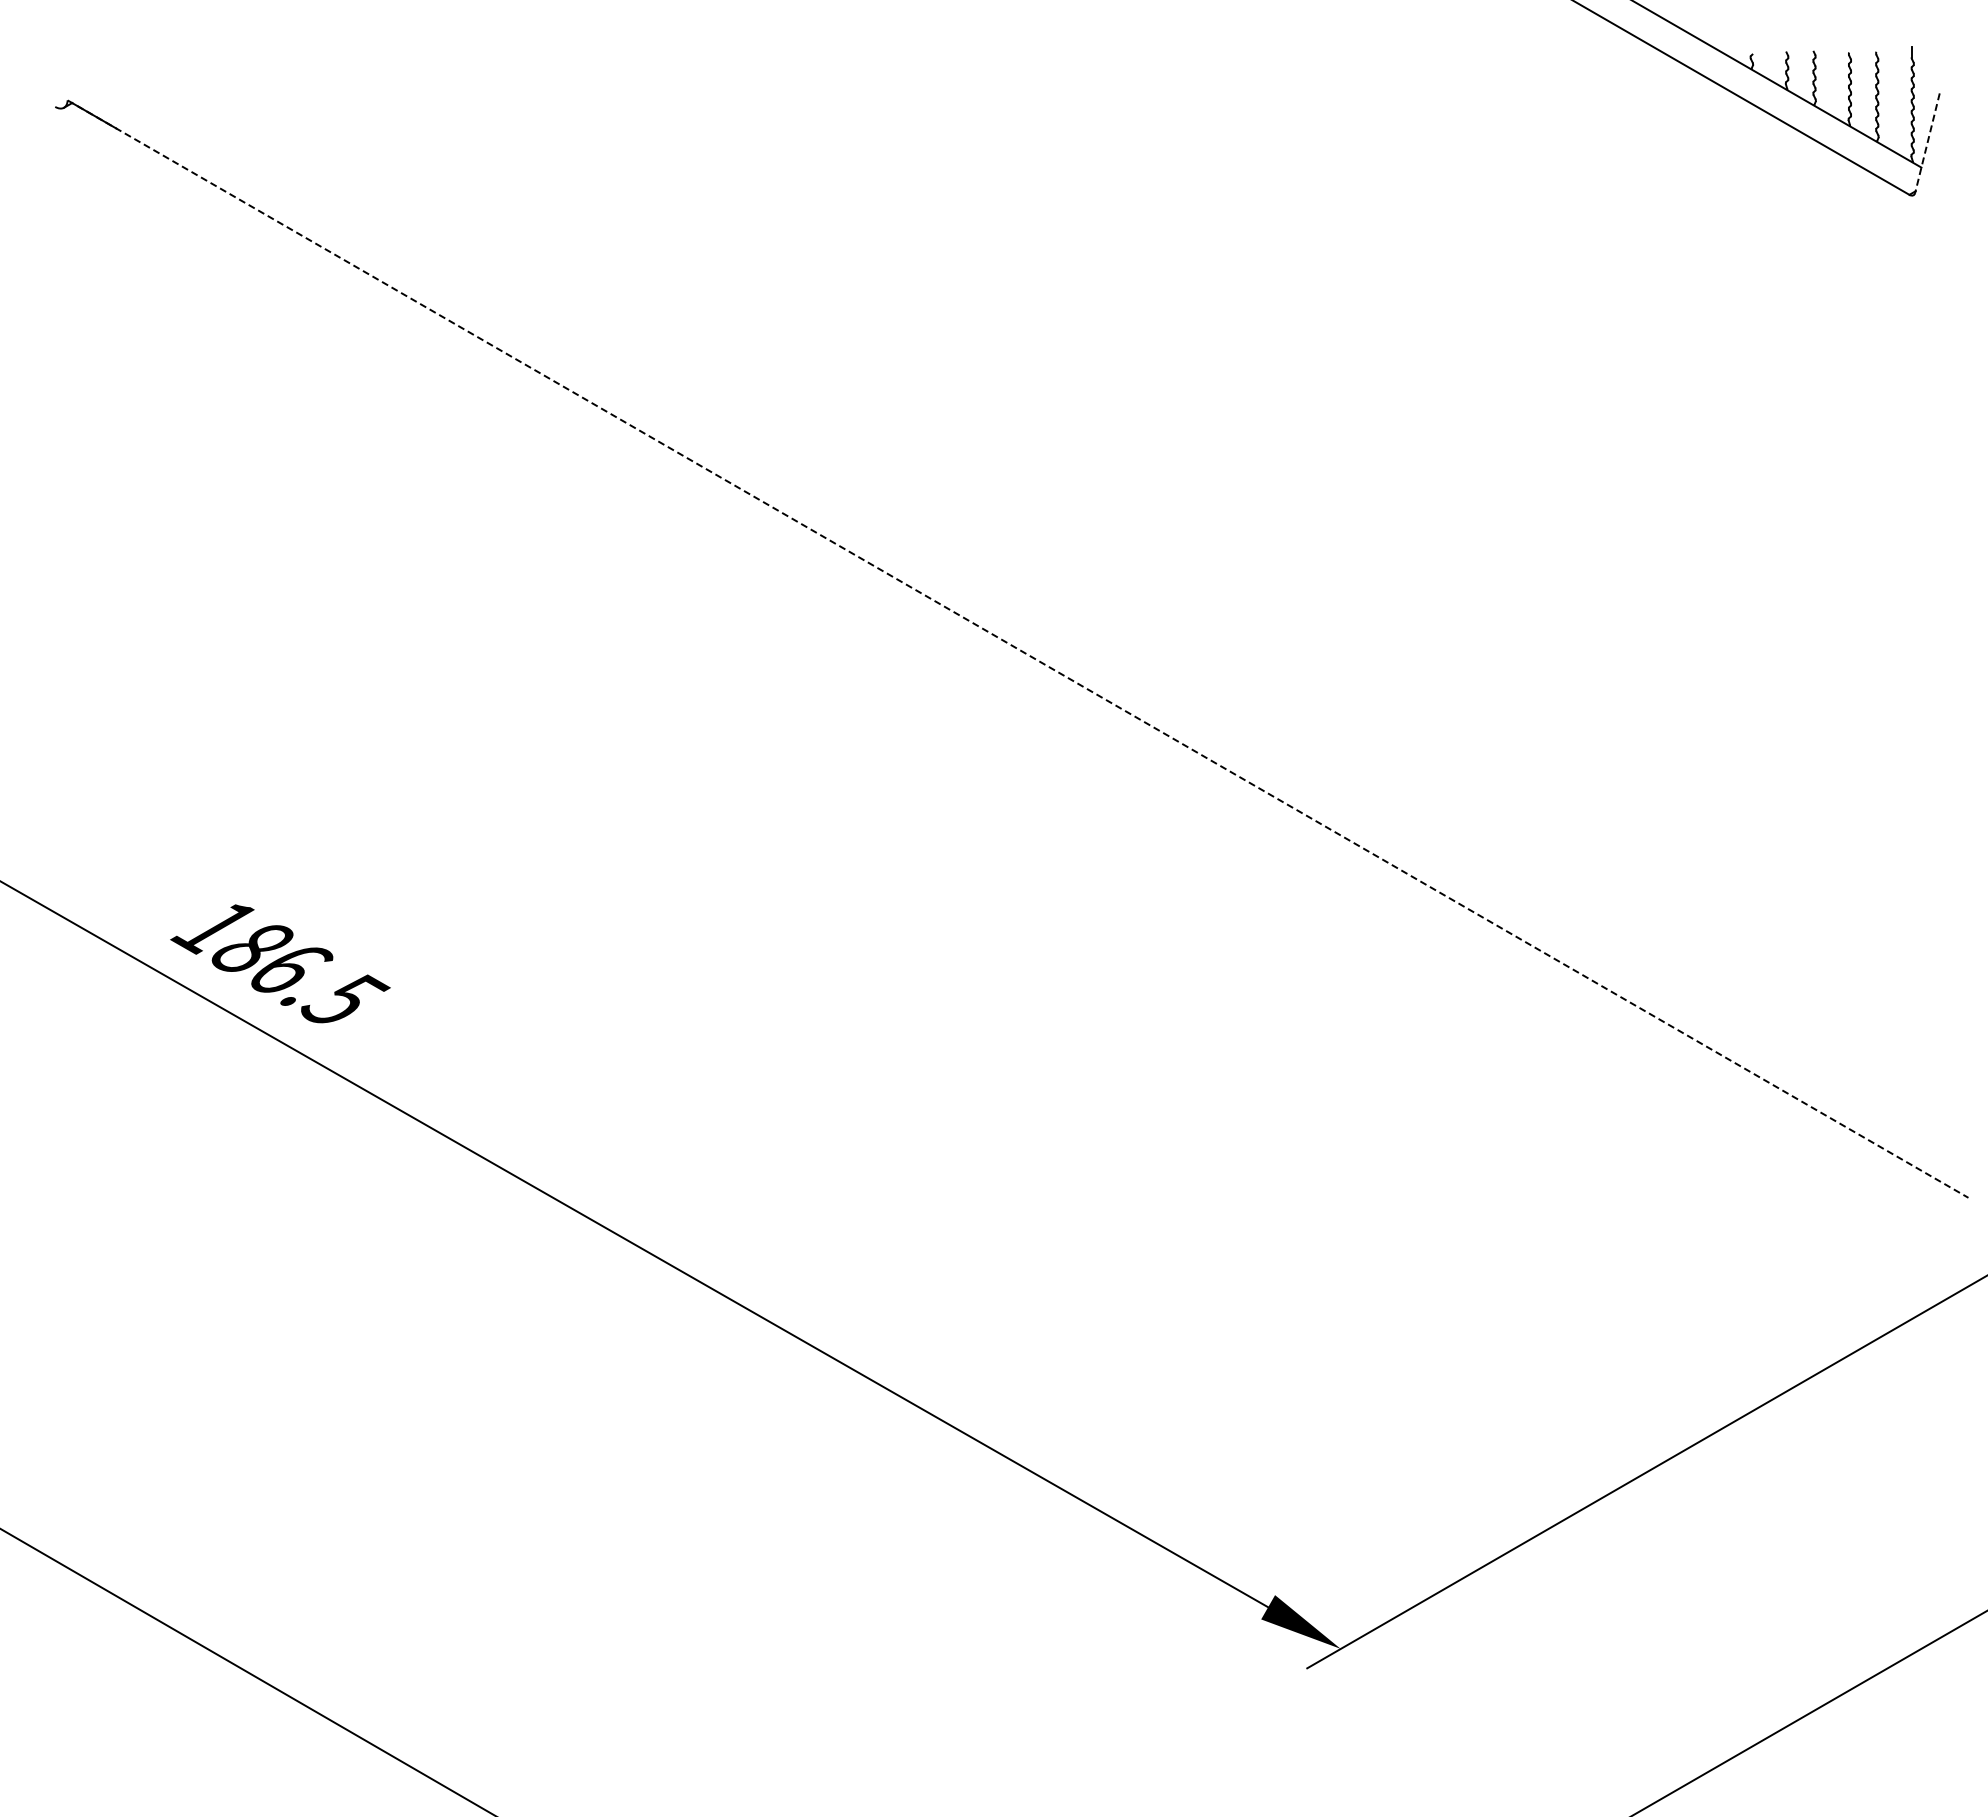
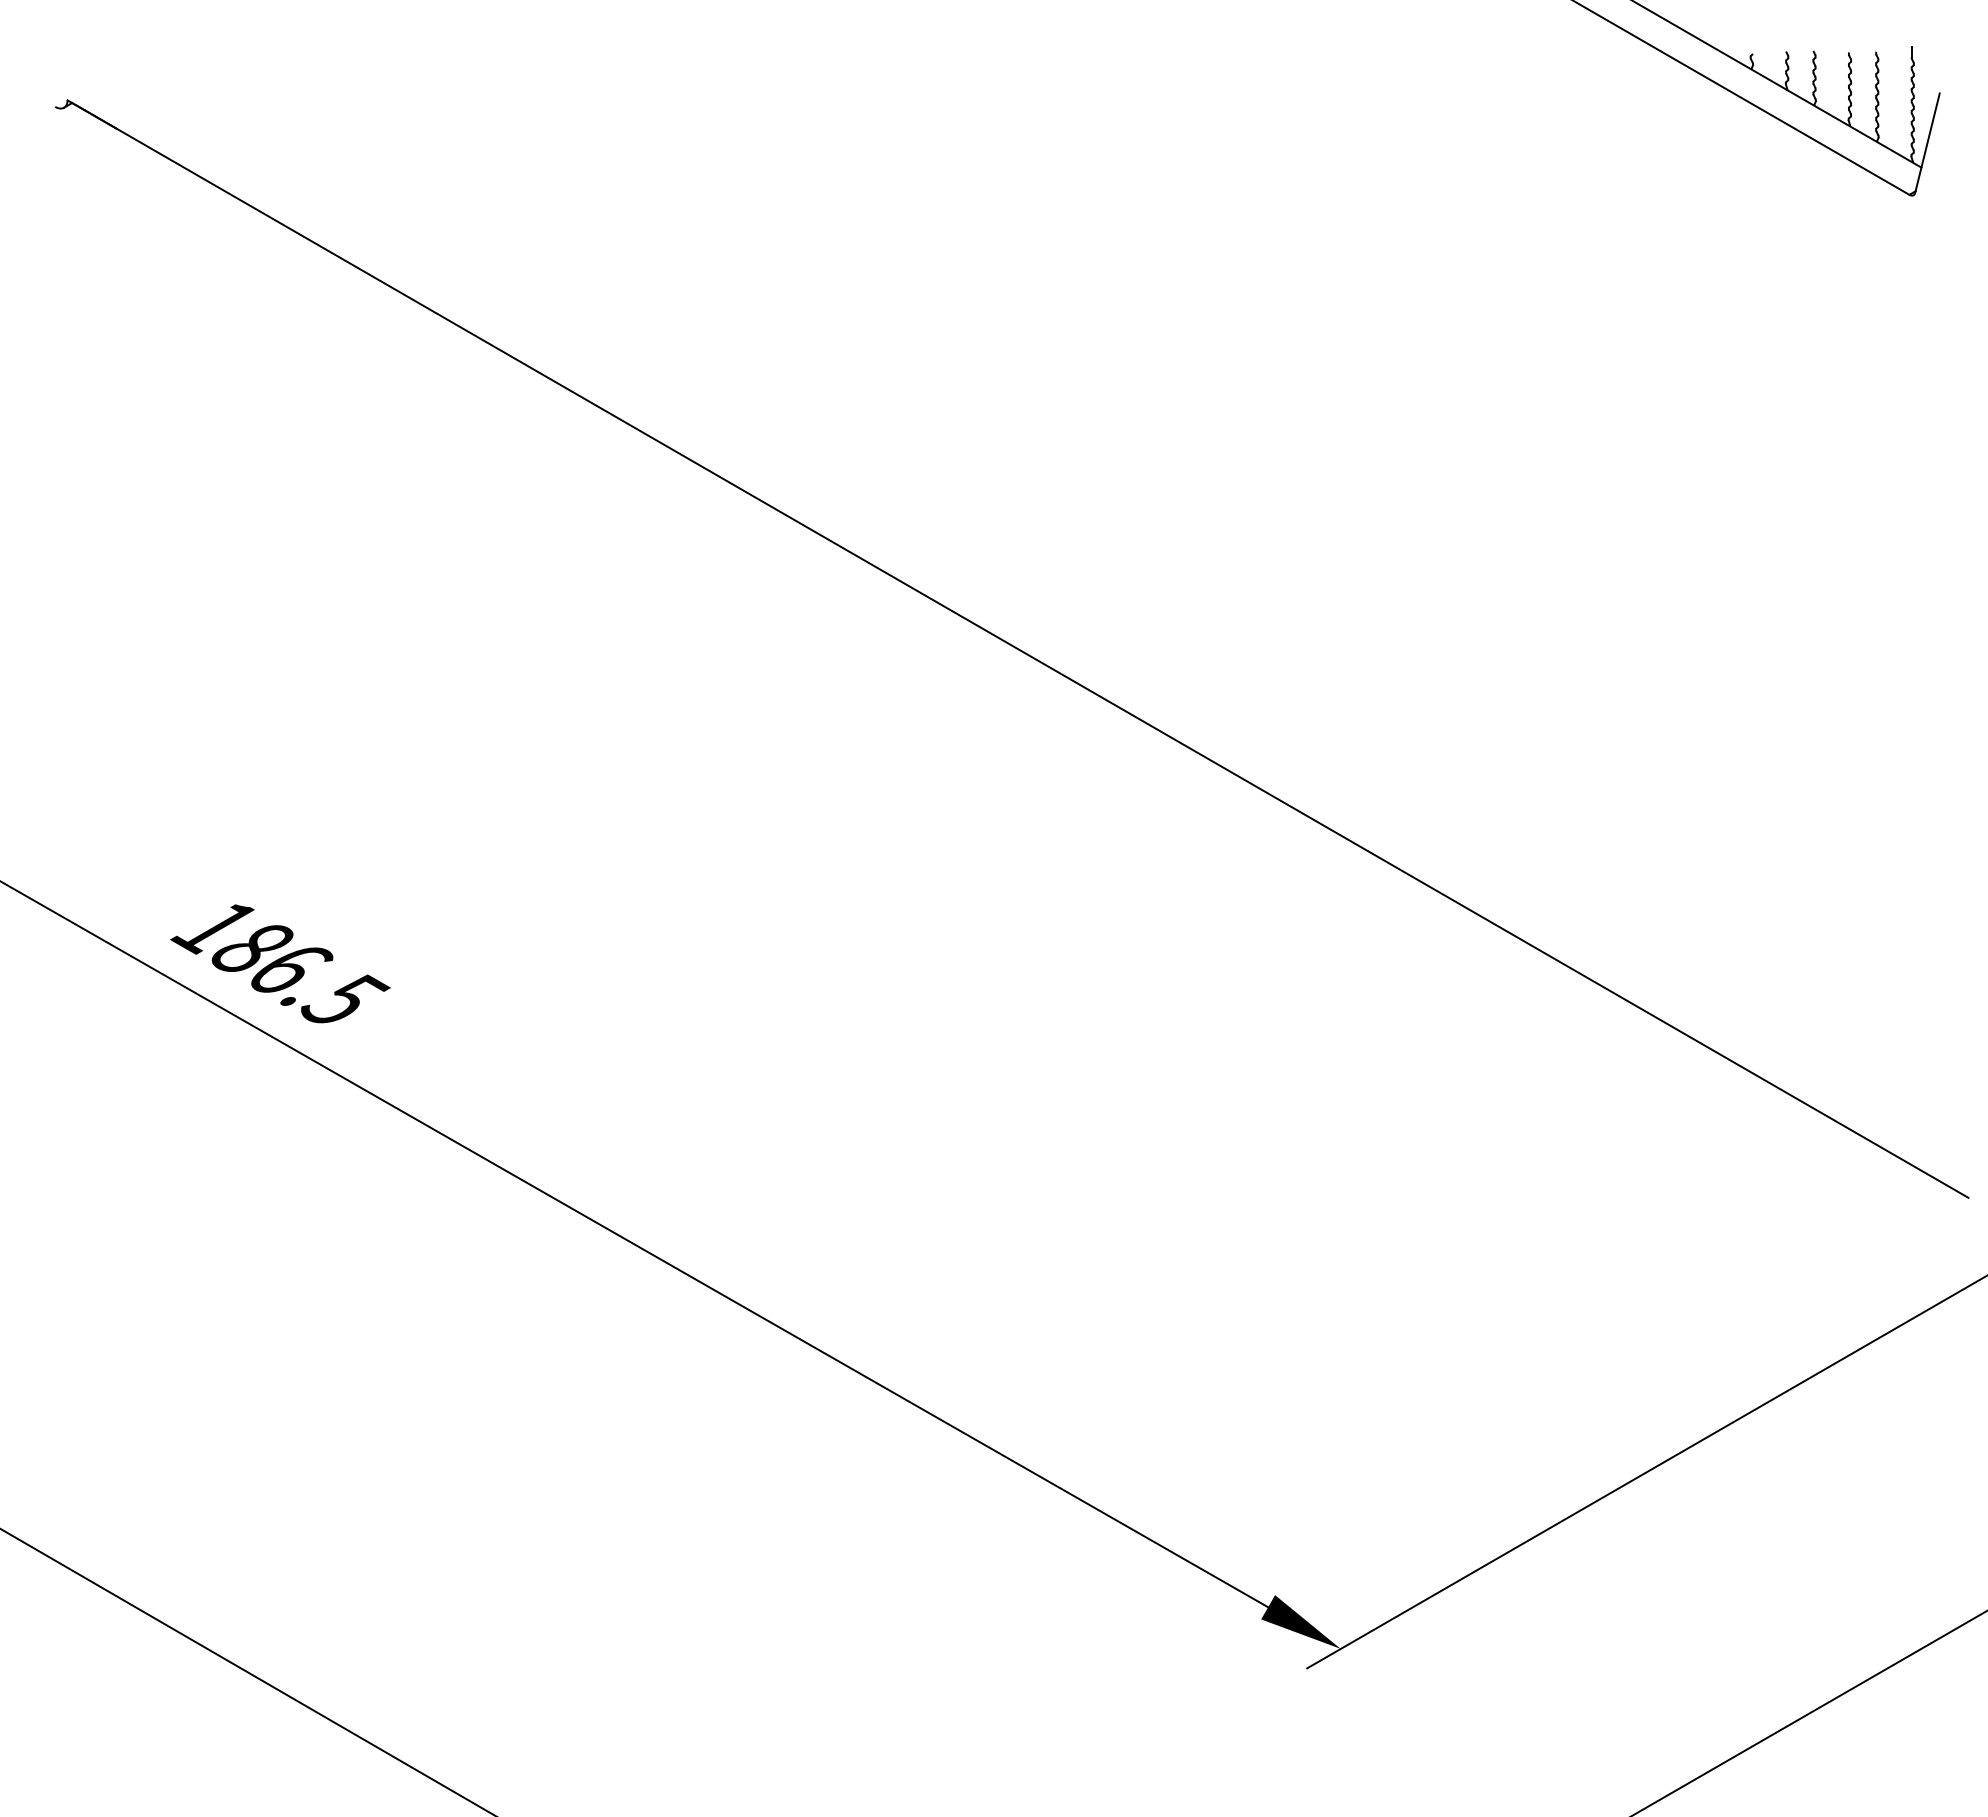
line: dashed -> solid (1927, 143)
line: dashed -> solid (1018, 649)
